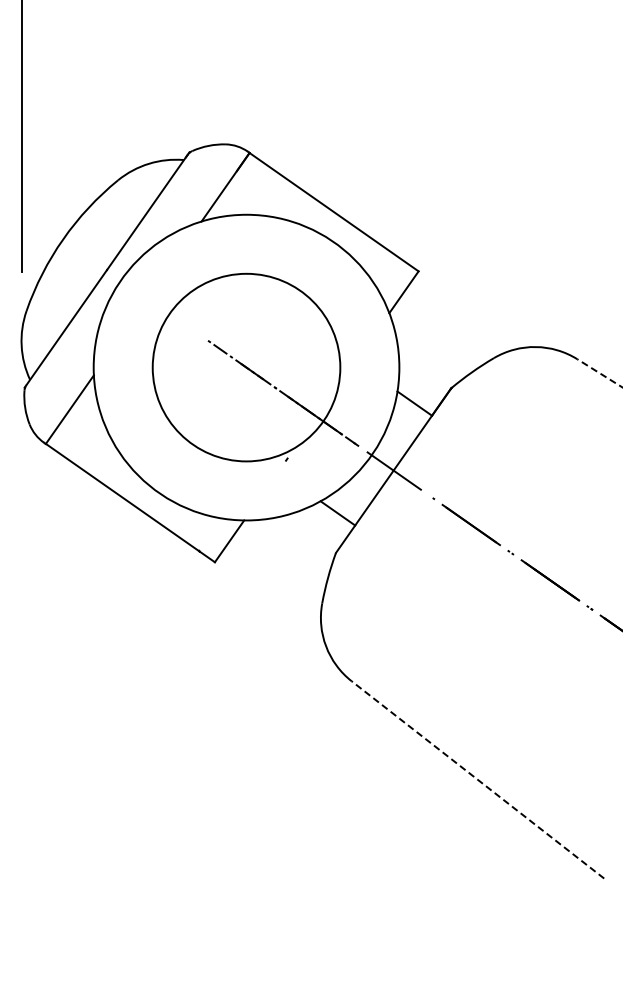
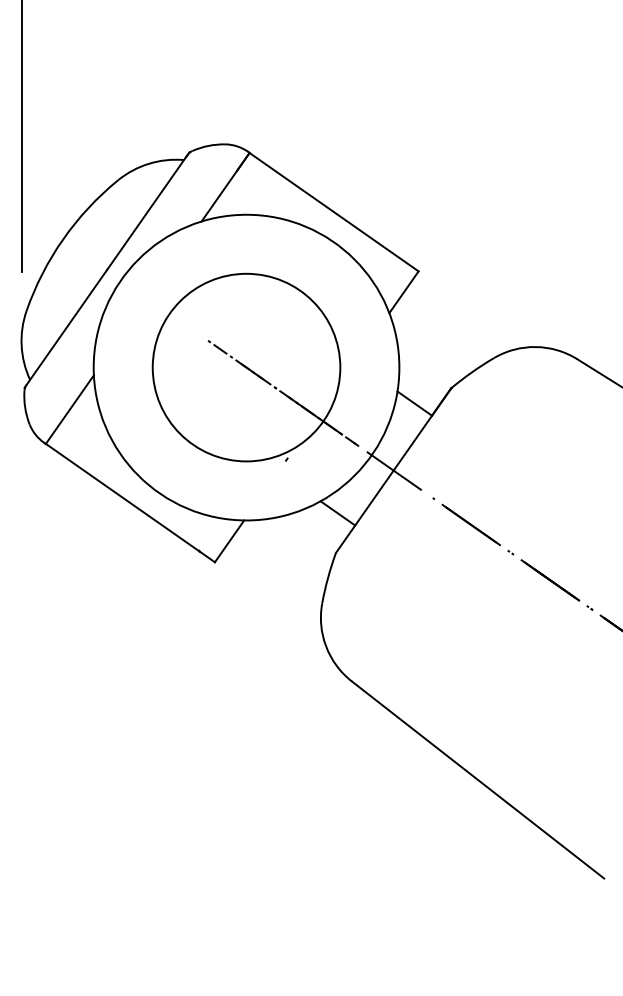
line: dashed -> solid (599, 373)
line: dashed -> solid (477, 779)
